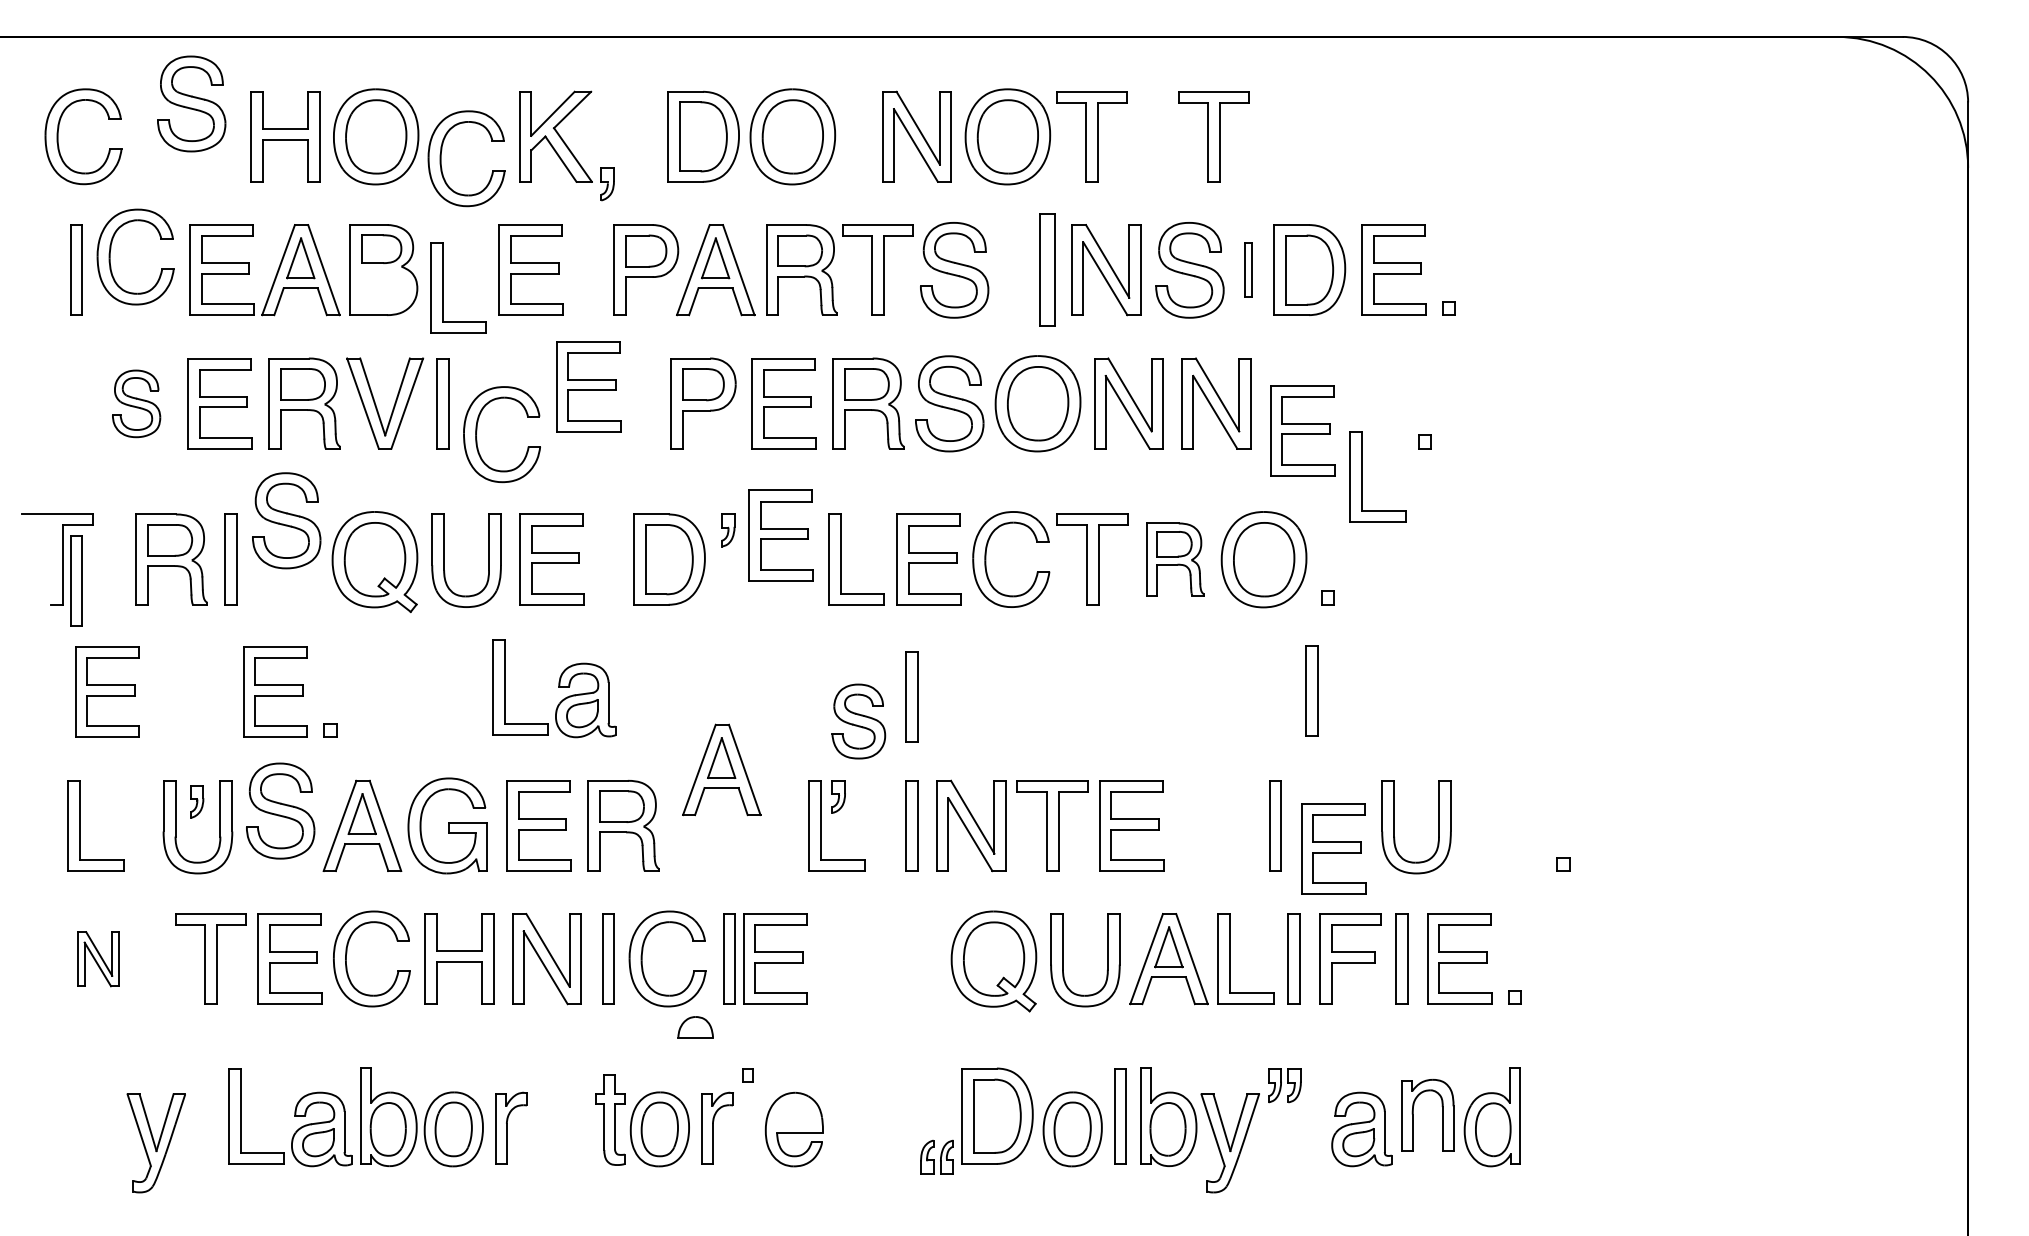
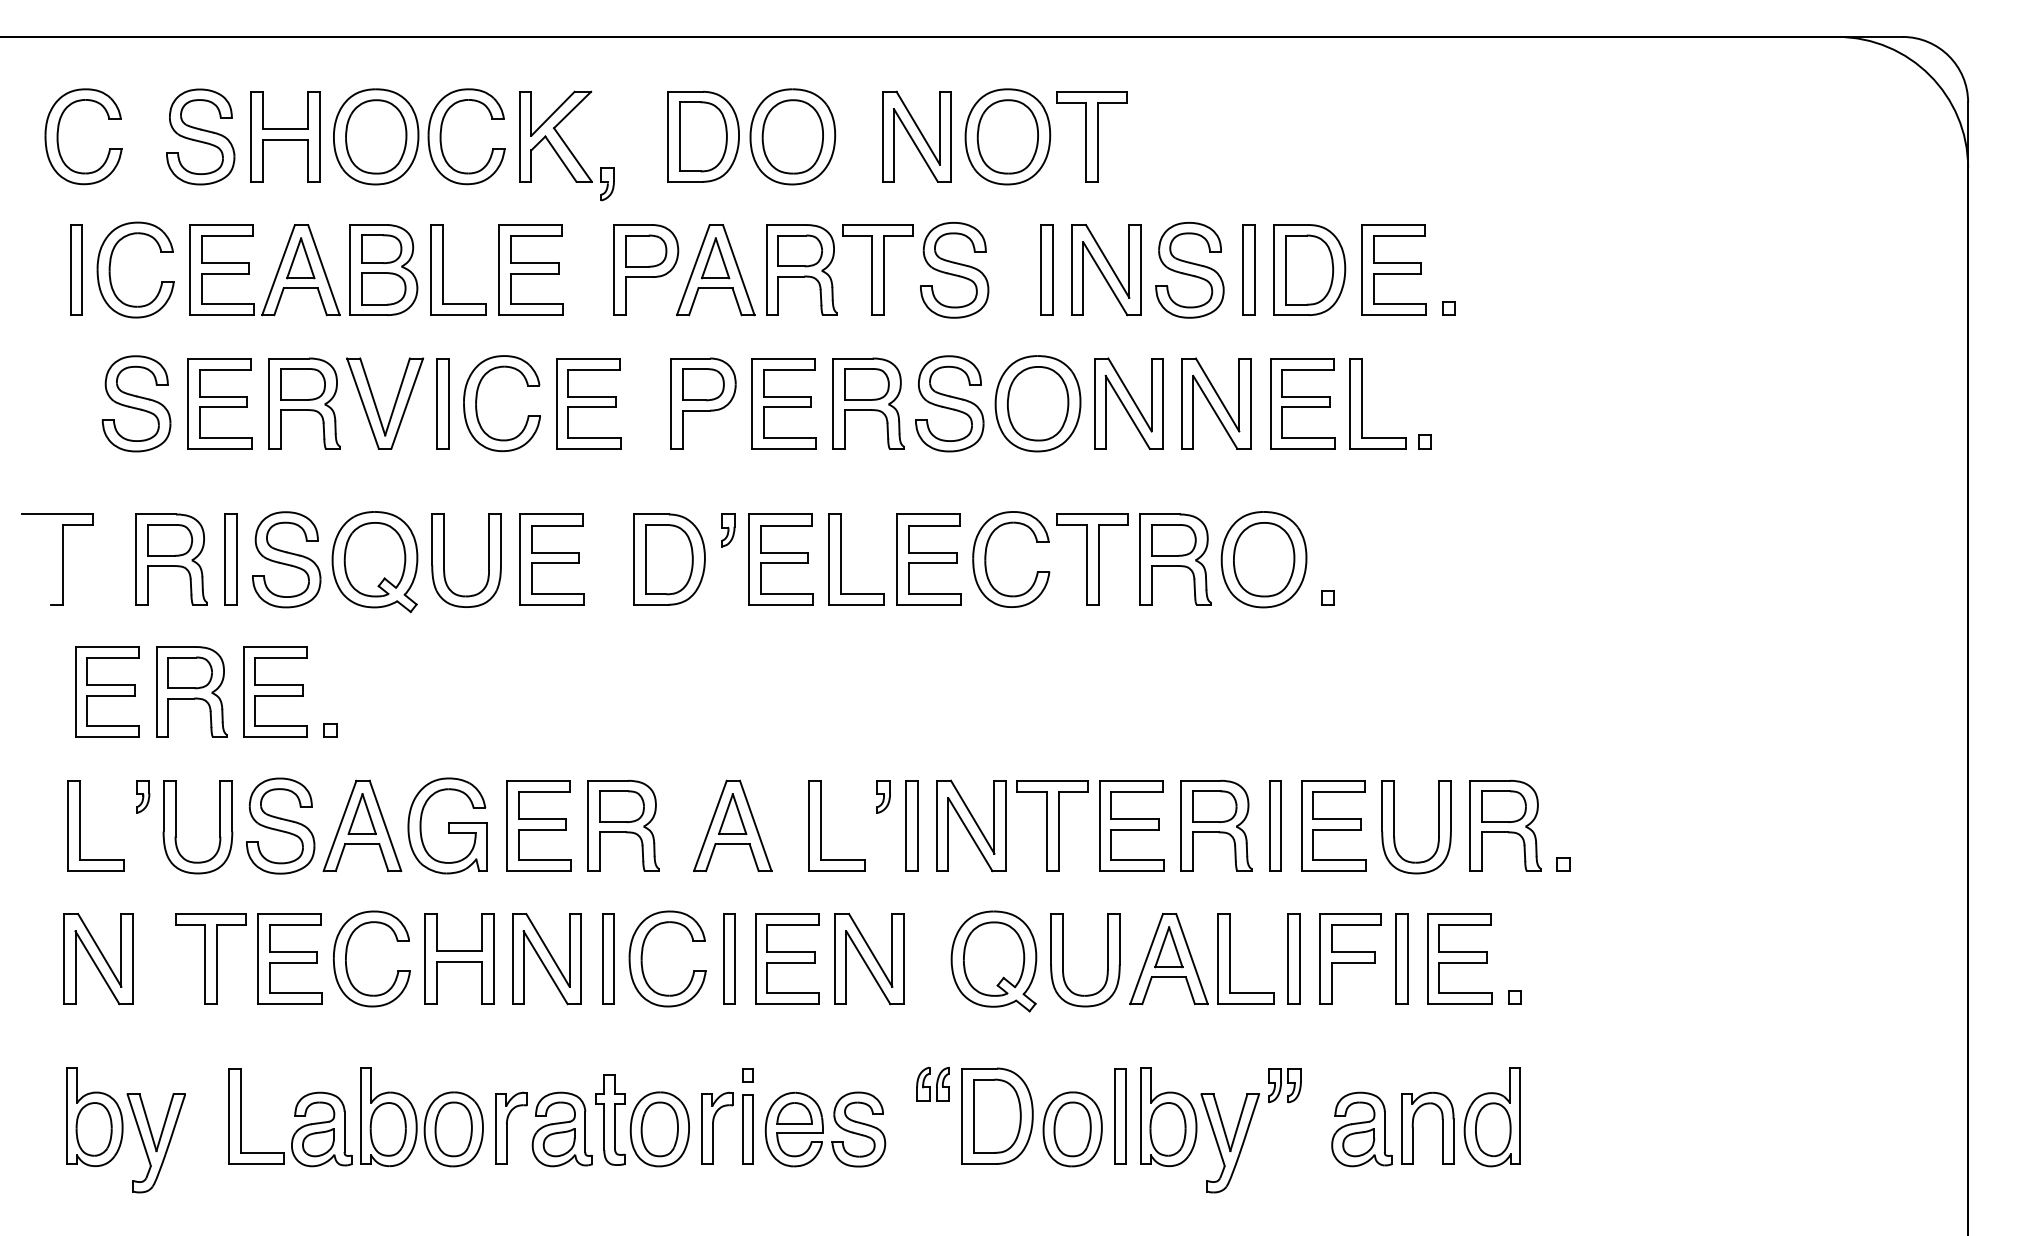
part position: (191, 103) -> (200, 136) (200, 136)
part: present -> none (1213, 136)
part position: (441, 158) -> (441, 136) (441, 136)
part position: (111, 249) -> (111, 262) (111, 262)
part size: 17x114 px -> 14x92 px (1046, 269)
part size: 9x56 px -> 14x92 px (1248, 269)
part position: (443, 287) -> (443, 269) (443, 269)
part: none -> present (383, 288)
part position: (588, 386) -> (588, 403) (588, 403)
part size: 50x70 px -> 71x98 px (136, 403)
part position: (1302, 430) -> (1302, 403) (1302, 403)
part position: (477, 431) -> (477, 400) (477, 400)
part position: (1362, 476) -> (1362, 403) (1362, 403)
part position: (286, 520) -> (286, 559) (286, 559)
part position: (780, 535) -> (780, 559) (780, 559)
part size: 59x75 px -> 73x93 px (1175, 559)
part: present -> none (76, 580)
part: present -> none (554, 688)
part: present -> none (1311, 690)
part: none -> present (191, 691)
part: present -> none (911, 696)
part position: (858, 721) -> (858, 1129) (858, 1129)
part position: (721, 769) -> (732, 825) (732, 825)
part position: (838, 796) -> (883, 796) (883, 796)
part position: (197, 801) -> (143, 796) (143, 796)
part position: (280, 810) -> (280, 825) (280, 825)
part: none -> present (1216, 825)
part: none -> present (1505, 825)
part position: (1333, 848) -> (1333, 825) (1333, 825)
part position: (775, 958) -> (787, 958) (787, 958)
part size: 43x57 px -> 71x93 px (98, 959)
part: none -> present (869, 959)
part position: (695, 1027) -> (794, 1113) (794, 1113)
part position: (1413, 1115) -> (1413, 1128) (1413, 1128)
part: none -> present (94, 1116)
part: none -> present (561, 1129)
part: none -> present (747, 1129)
part position: (936, 1156) -> (932, 1083) (932, 1083)
